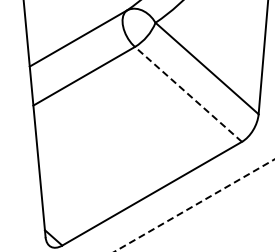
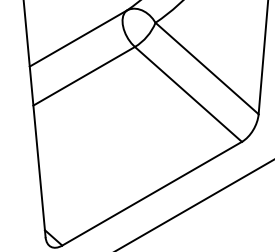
line: dashed -> solid (188, 94)
line: dashed -> solid (194, 205)
